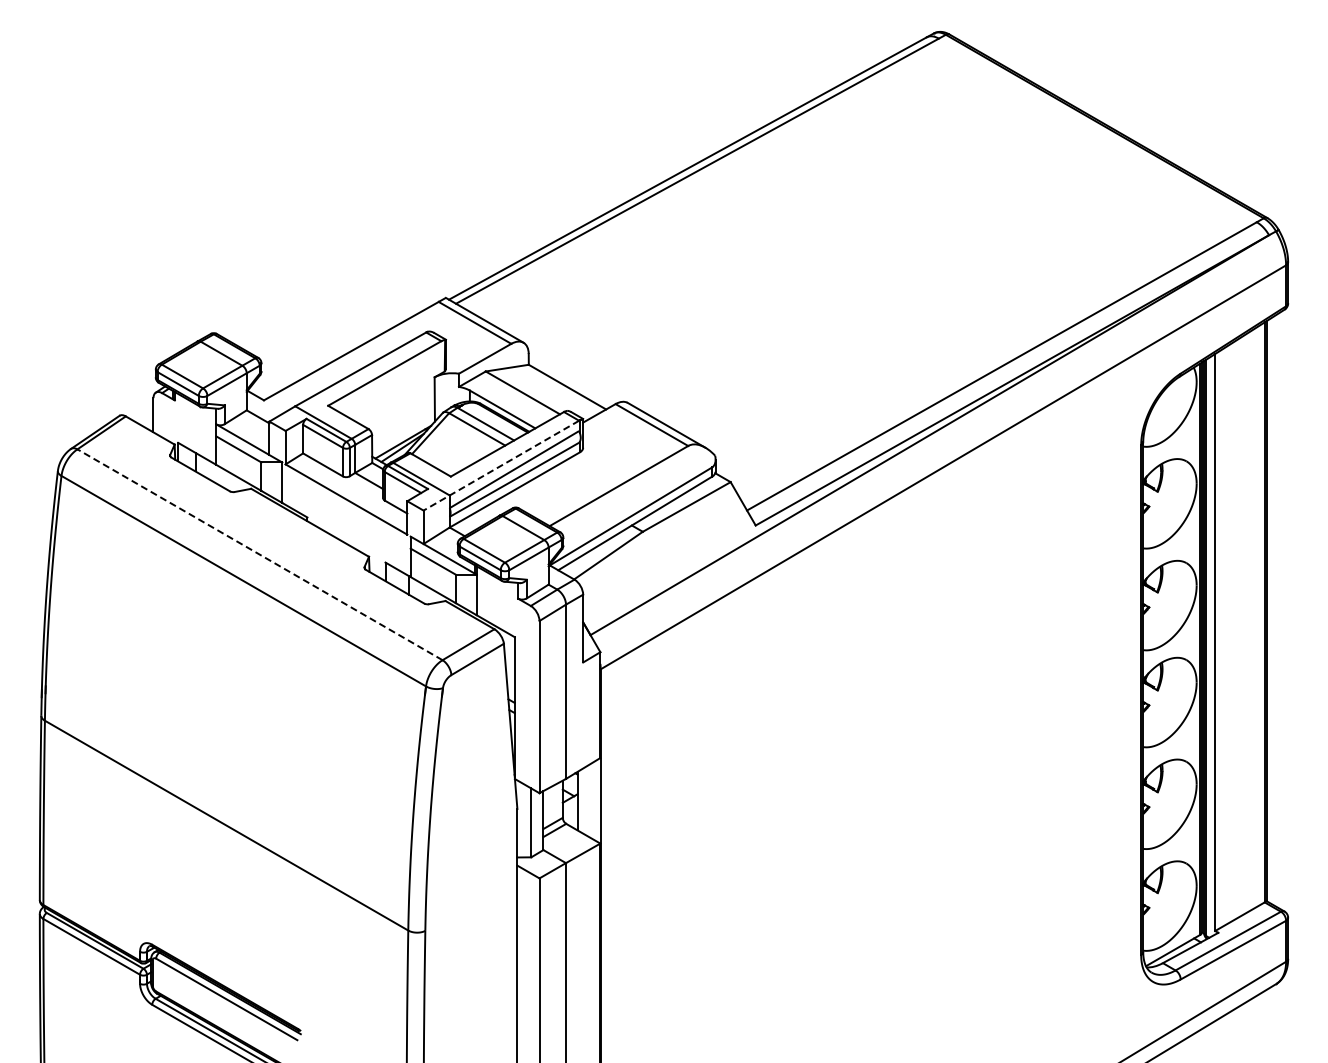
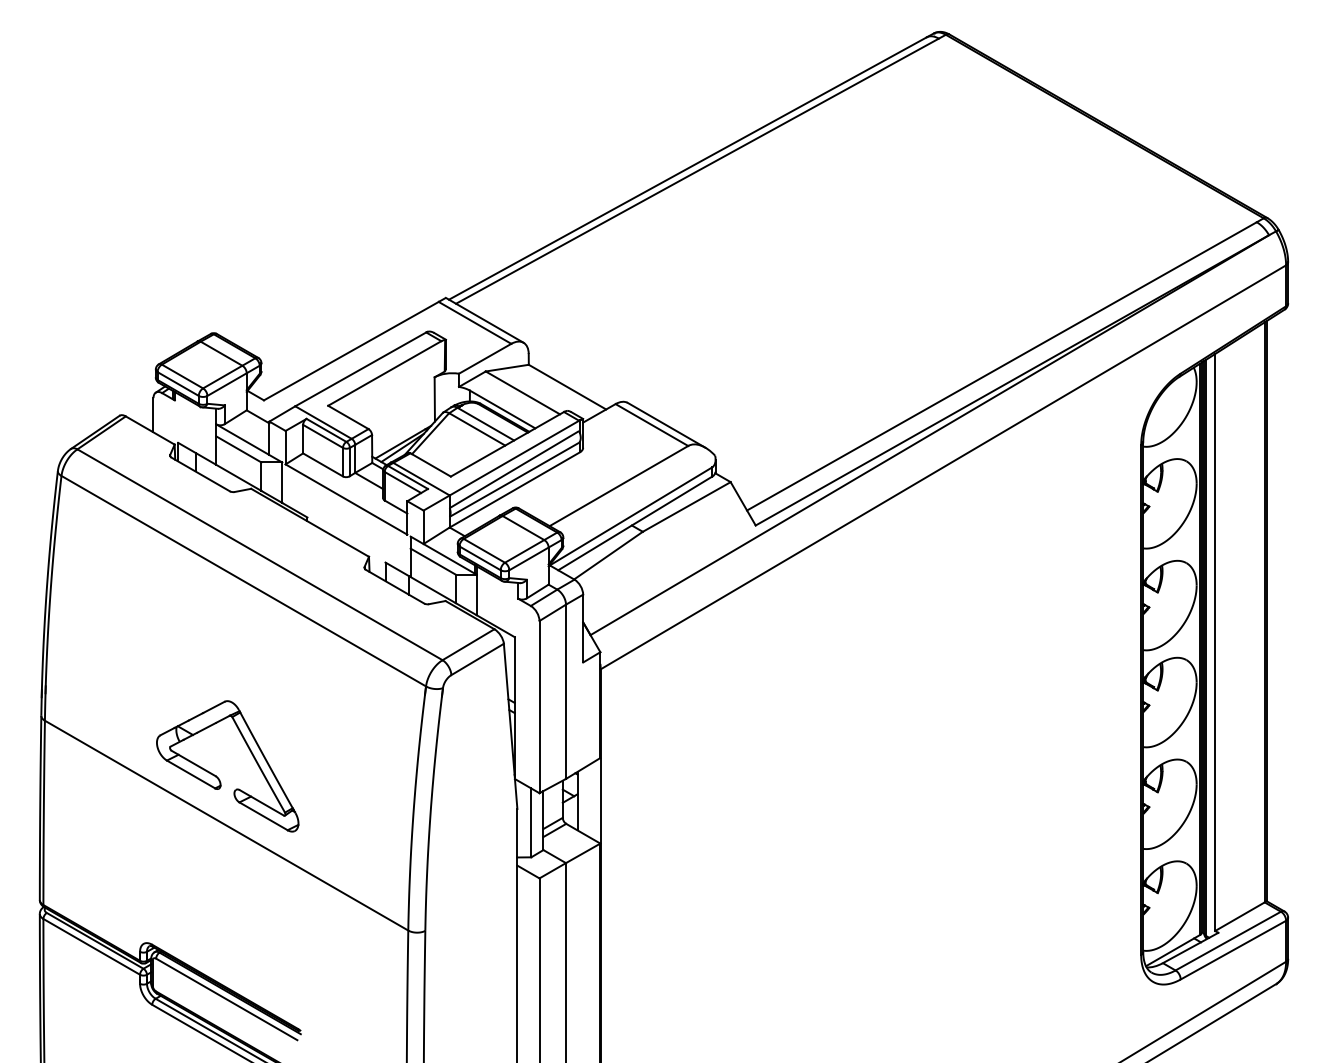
line: dashed -> solid (501, 465)
line: dashed -> solid (260, 554)
part: none -> present (217, 776)
